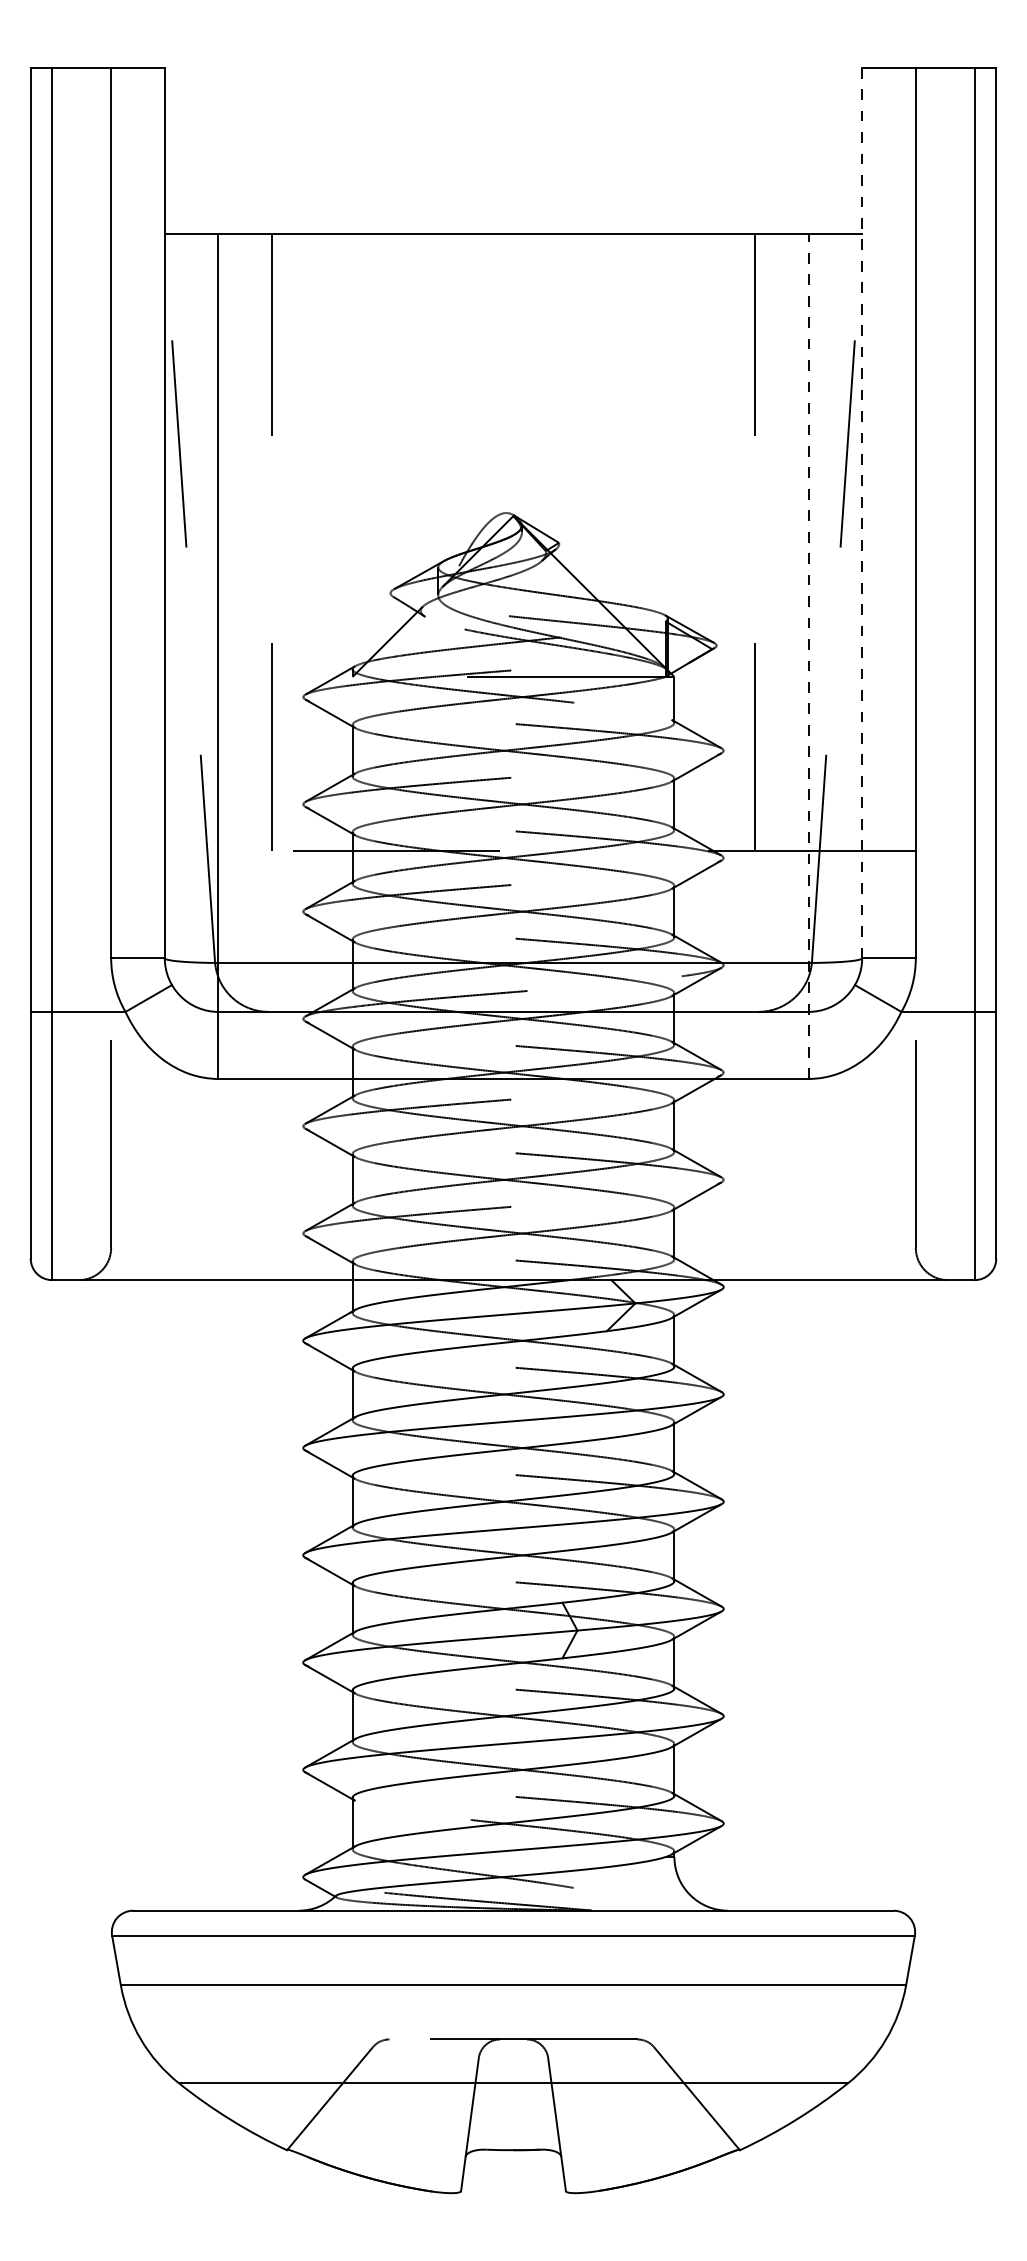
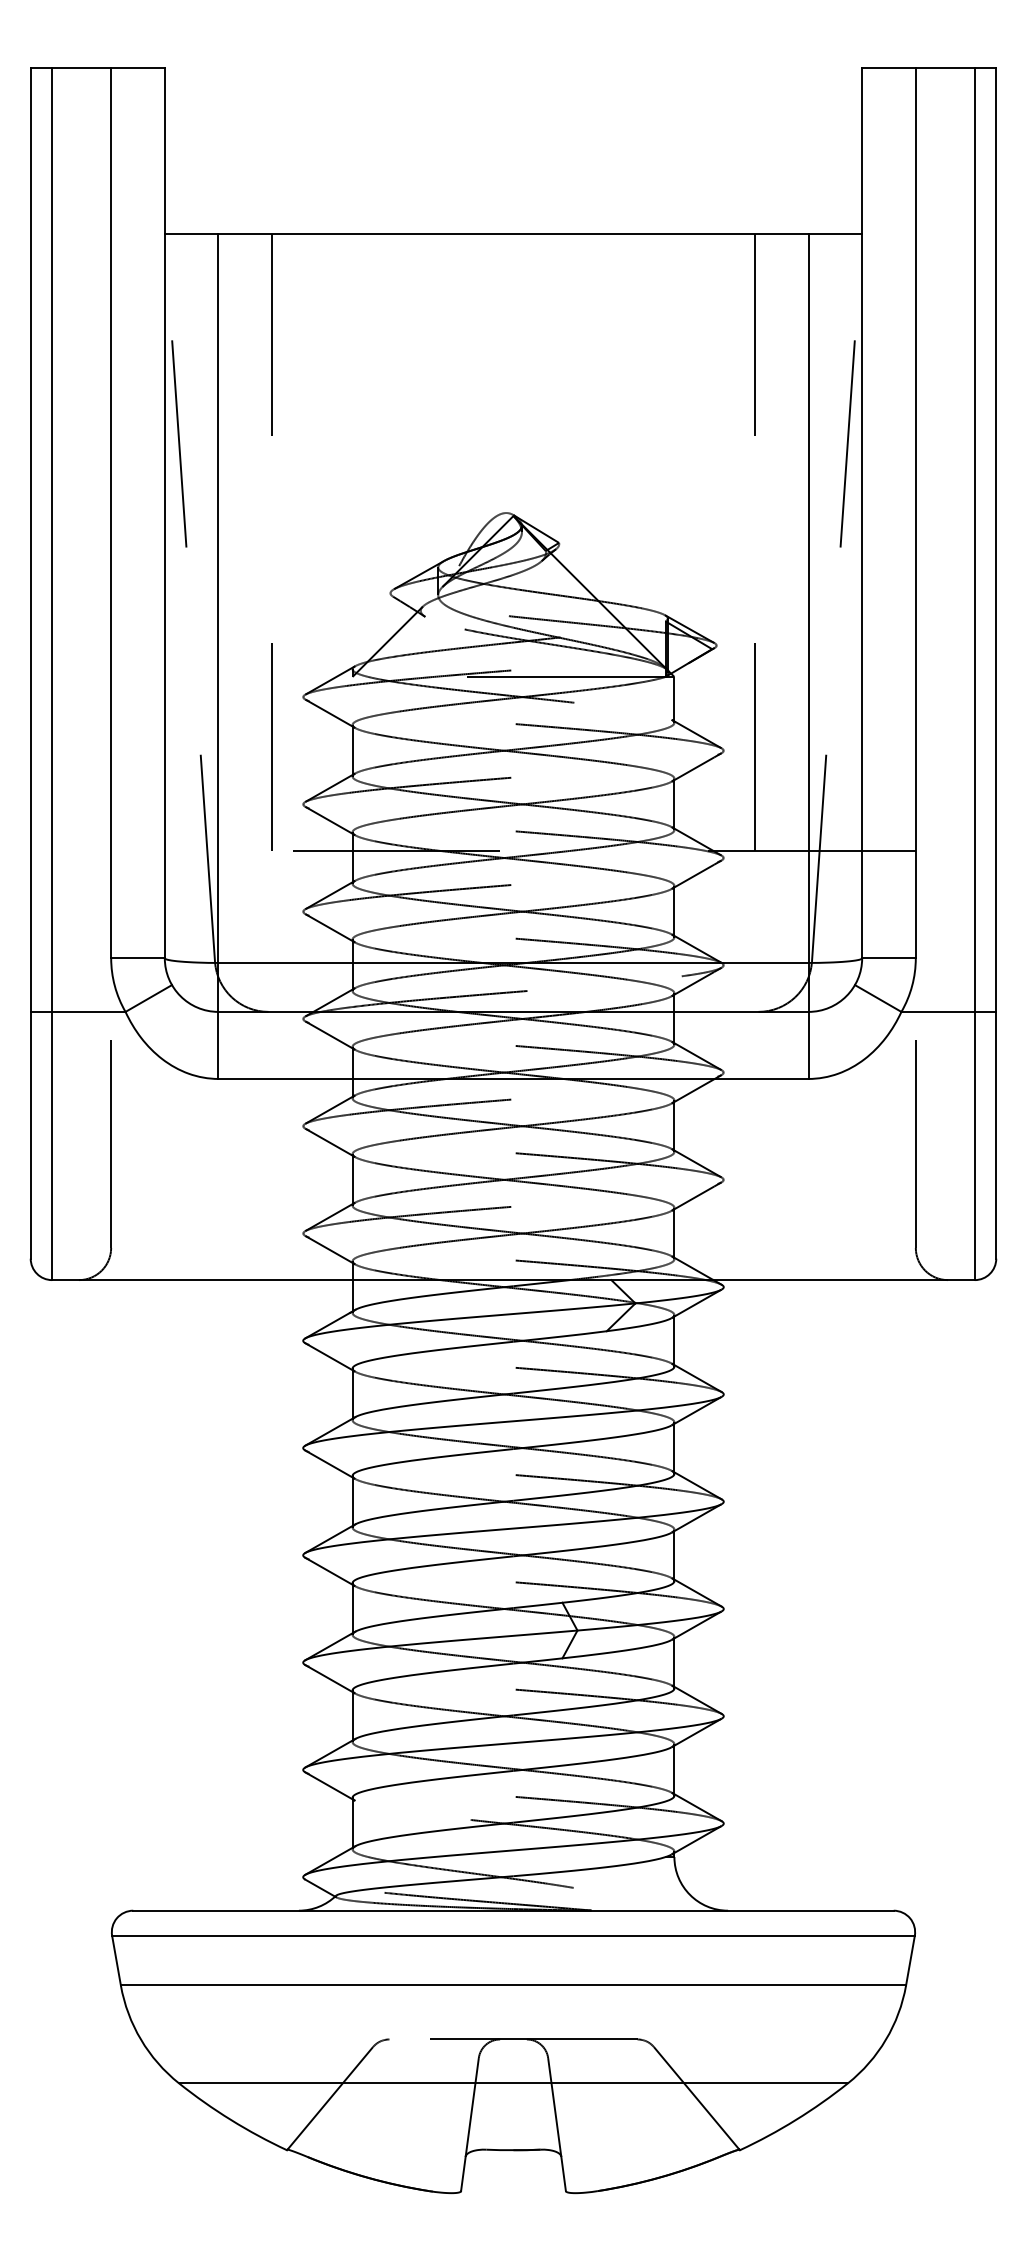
line: dashed -> solid (862, 512)
line: dashed -> solid (808, 656)
